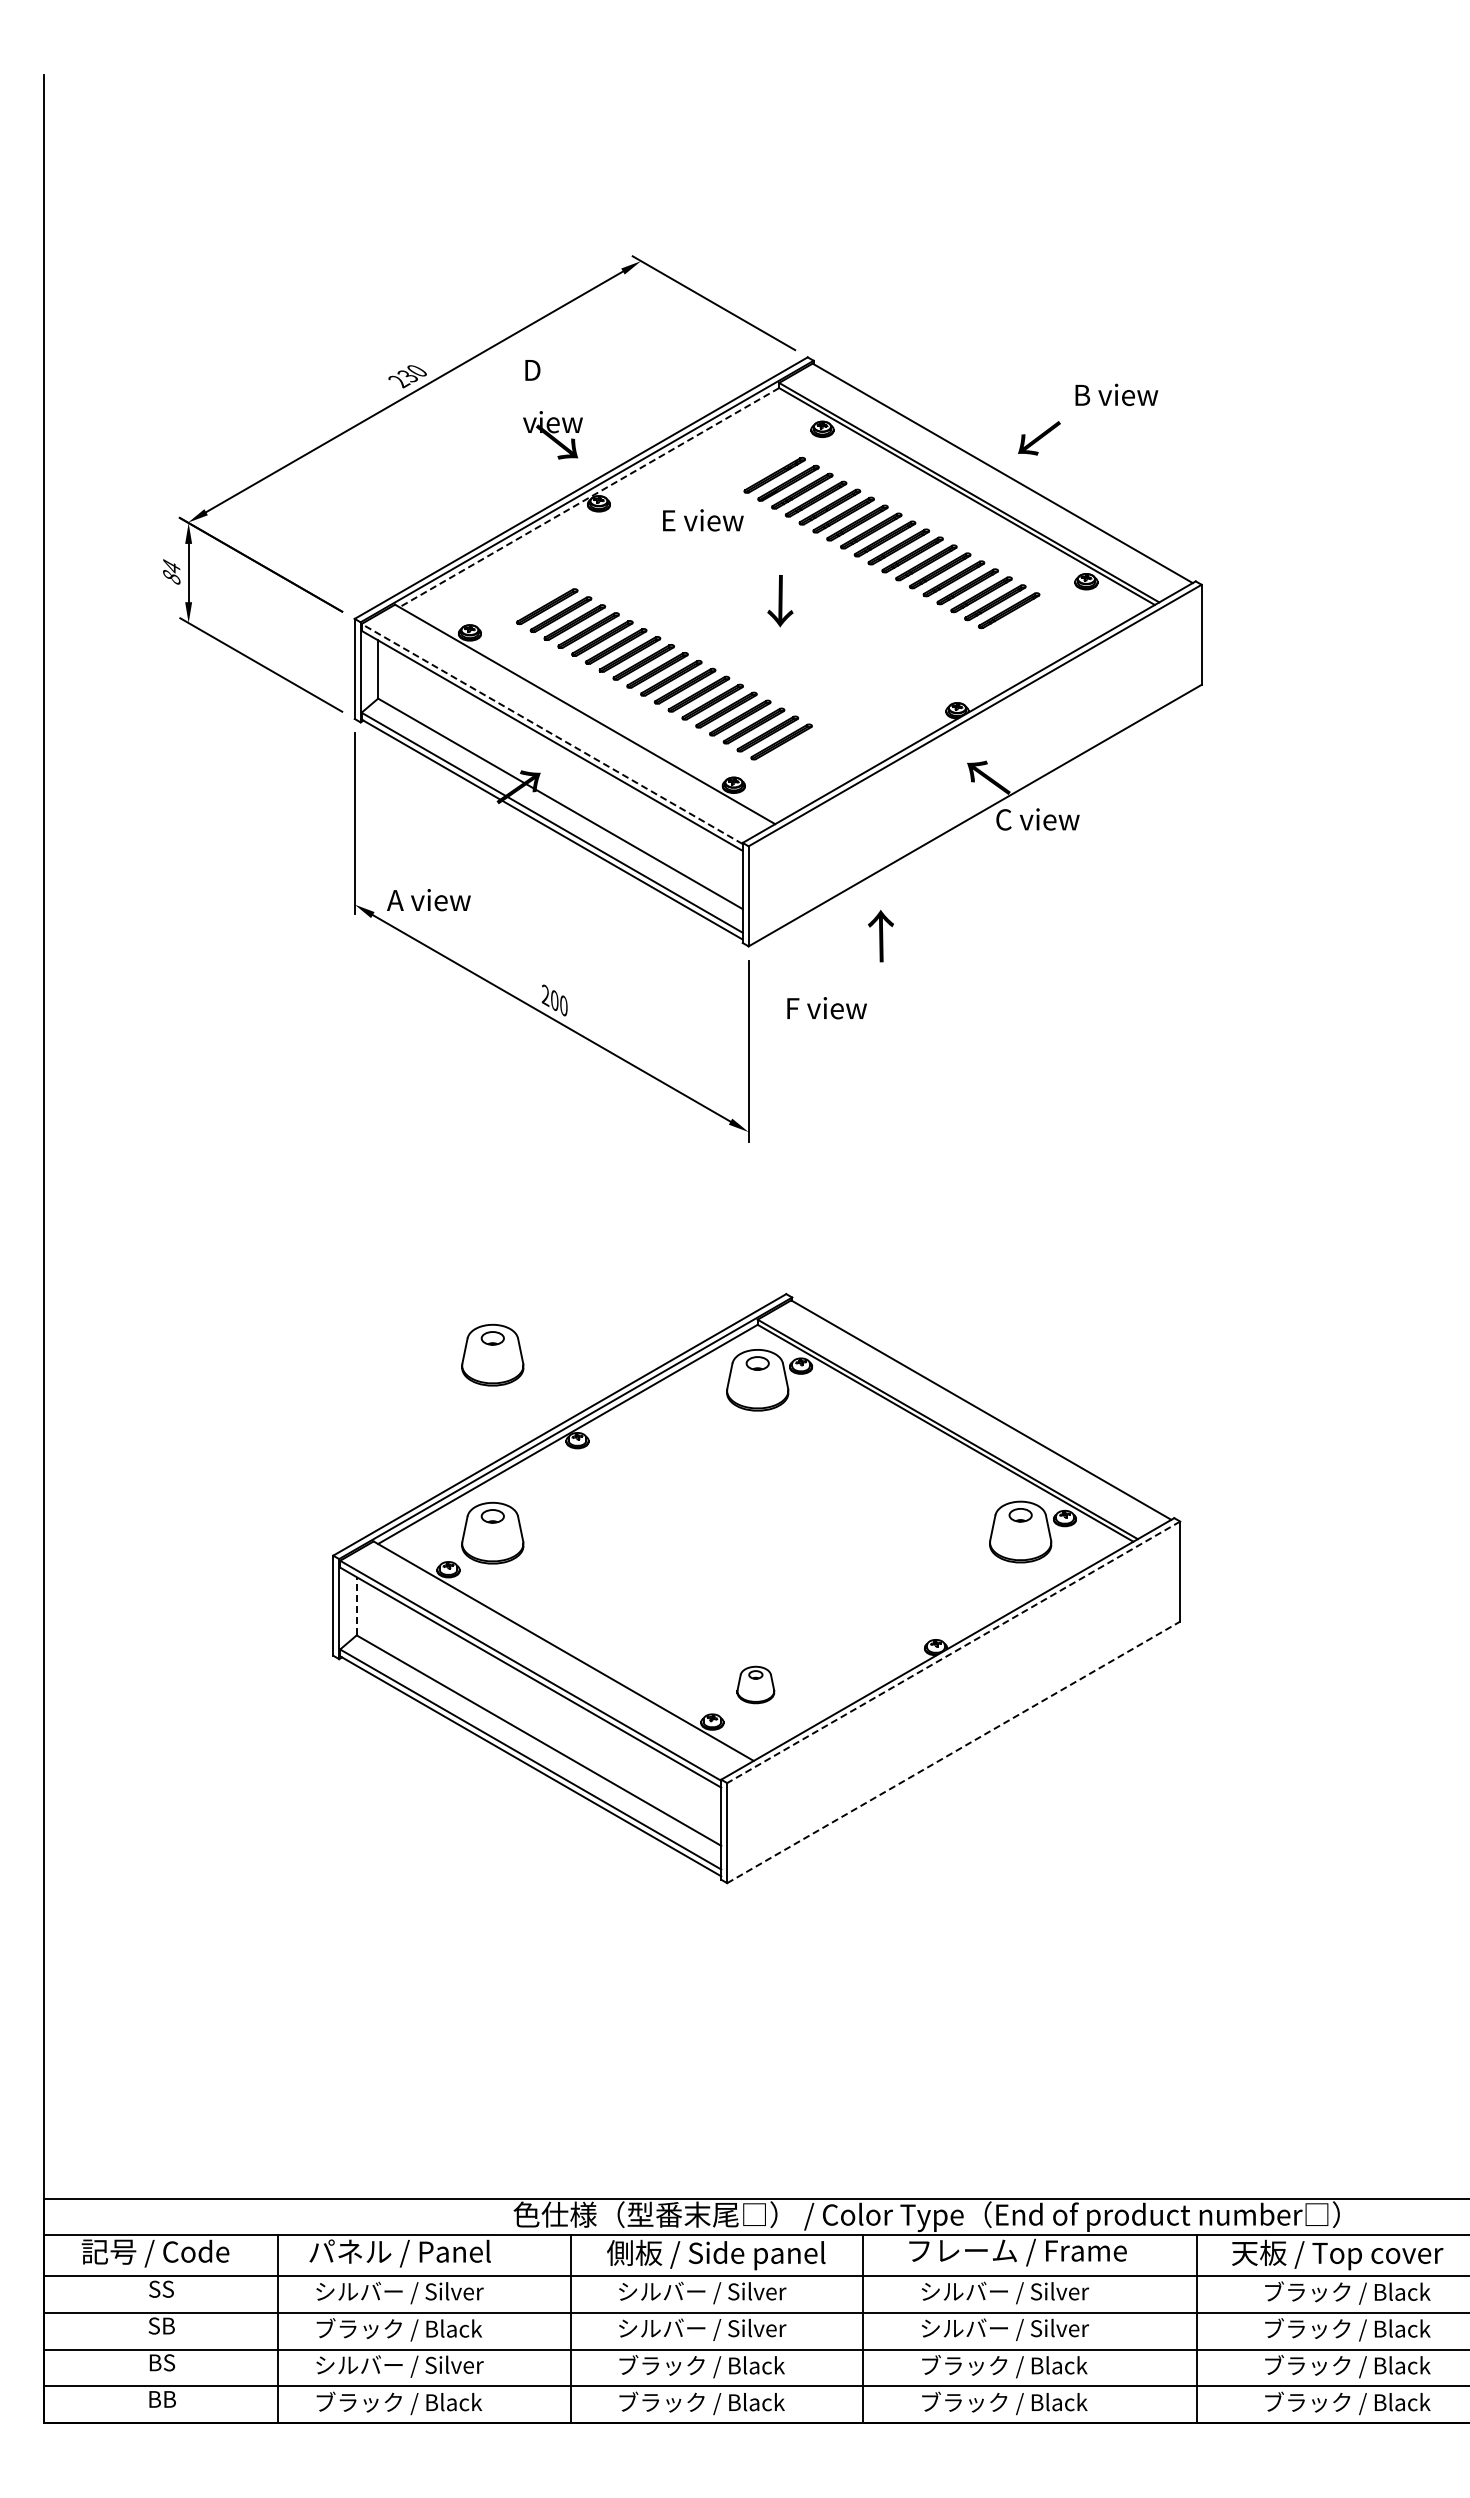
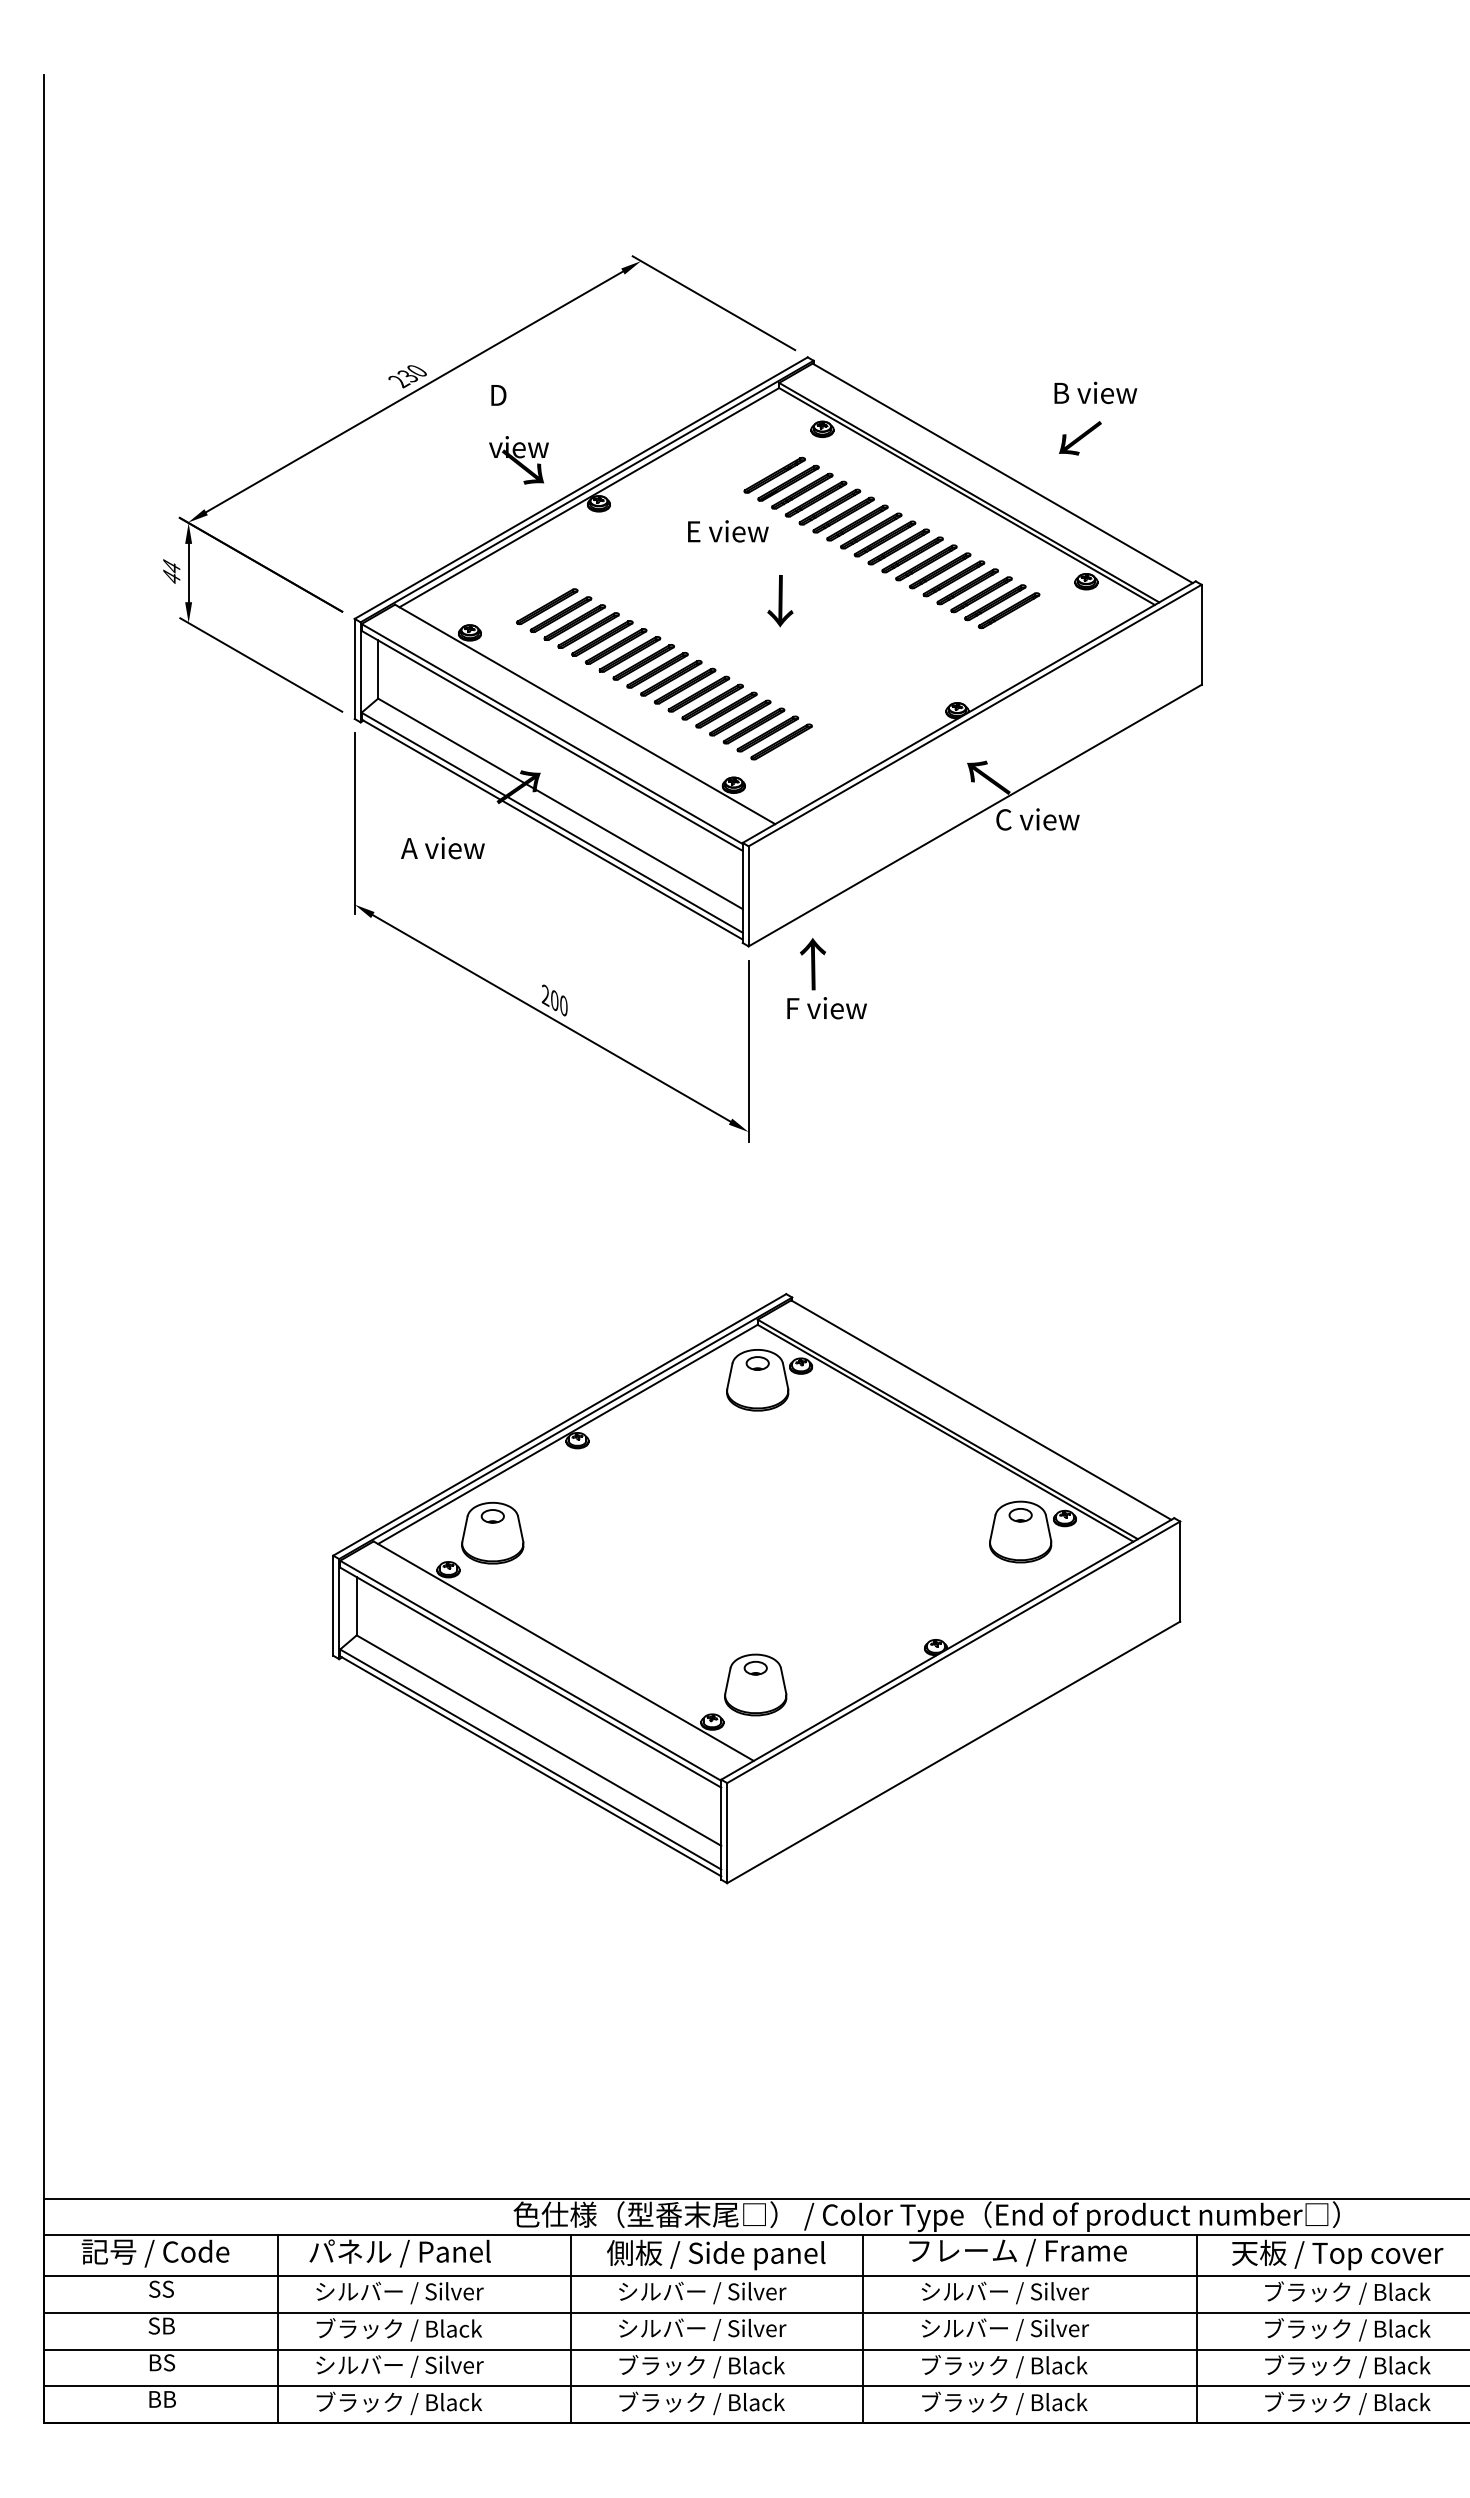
text position: (1116, 394) -> (1095, 392) (1095, 392)
text position: (552, 409) -> (518, 434) (518, 434)
text position: (1039, 438) -> (1080, 438) (1080, 438)
line: dashed -> solid (588, 497)
text position: (703, 520) -> (728, 531) (728, 531)
text: 84 -> 44 (171, 576)
line: dashed -> solid (551, 733)
text position: (428, 900) -> (442, 848) (442, 848)
text position: (880, 936) -> (812, 964) (812, 964)
part: present -> none (492, 1354)
line: dashed -> solid (356, 1605)
line: dashed -> solid (953, 1652)
part size: 40x40 px -> 64x64 px (755, 1684)
line: dashed -> solid (953, 1752)
